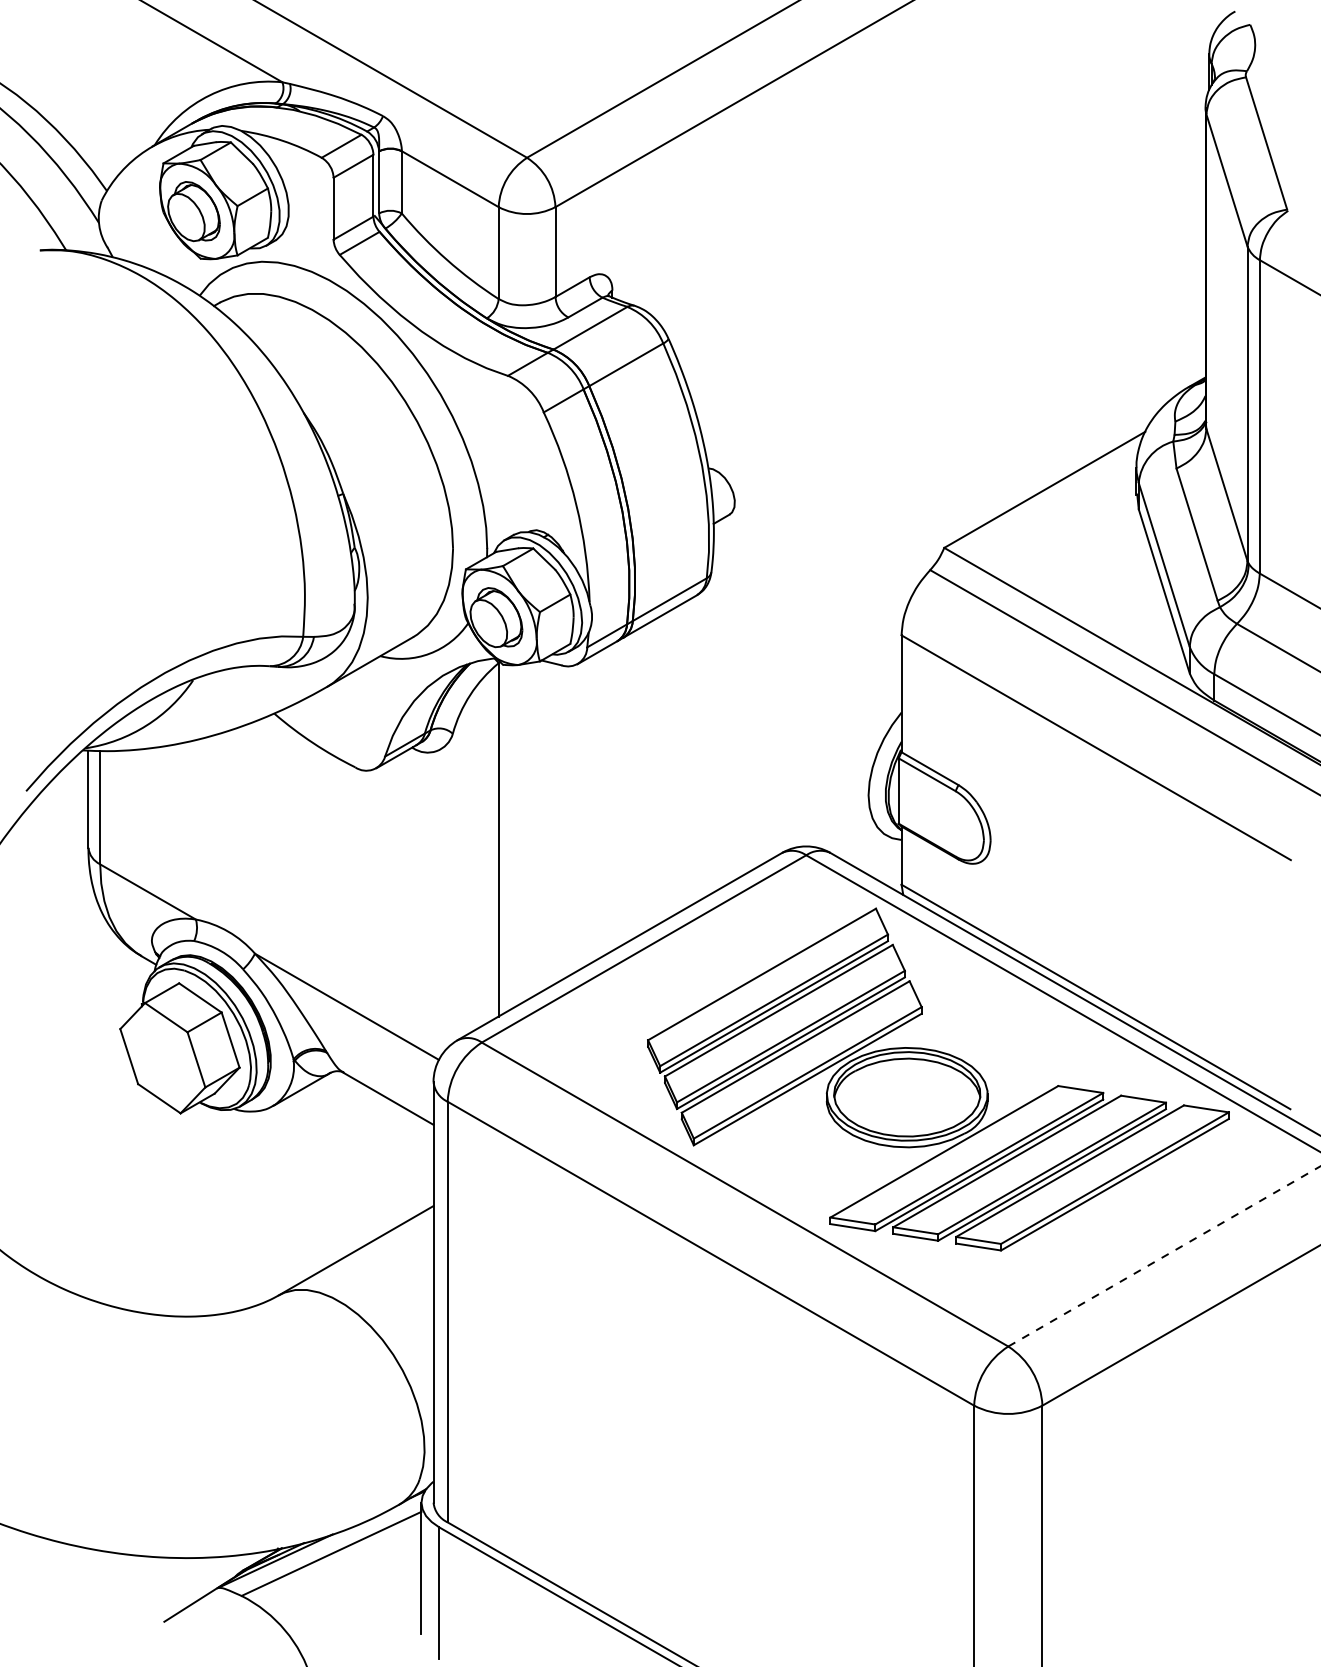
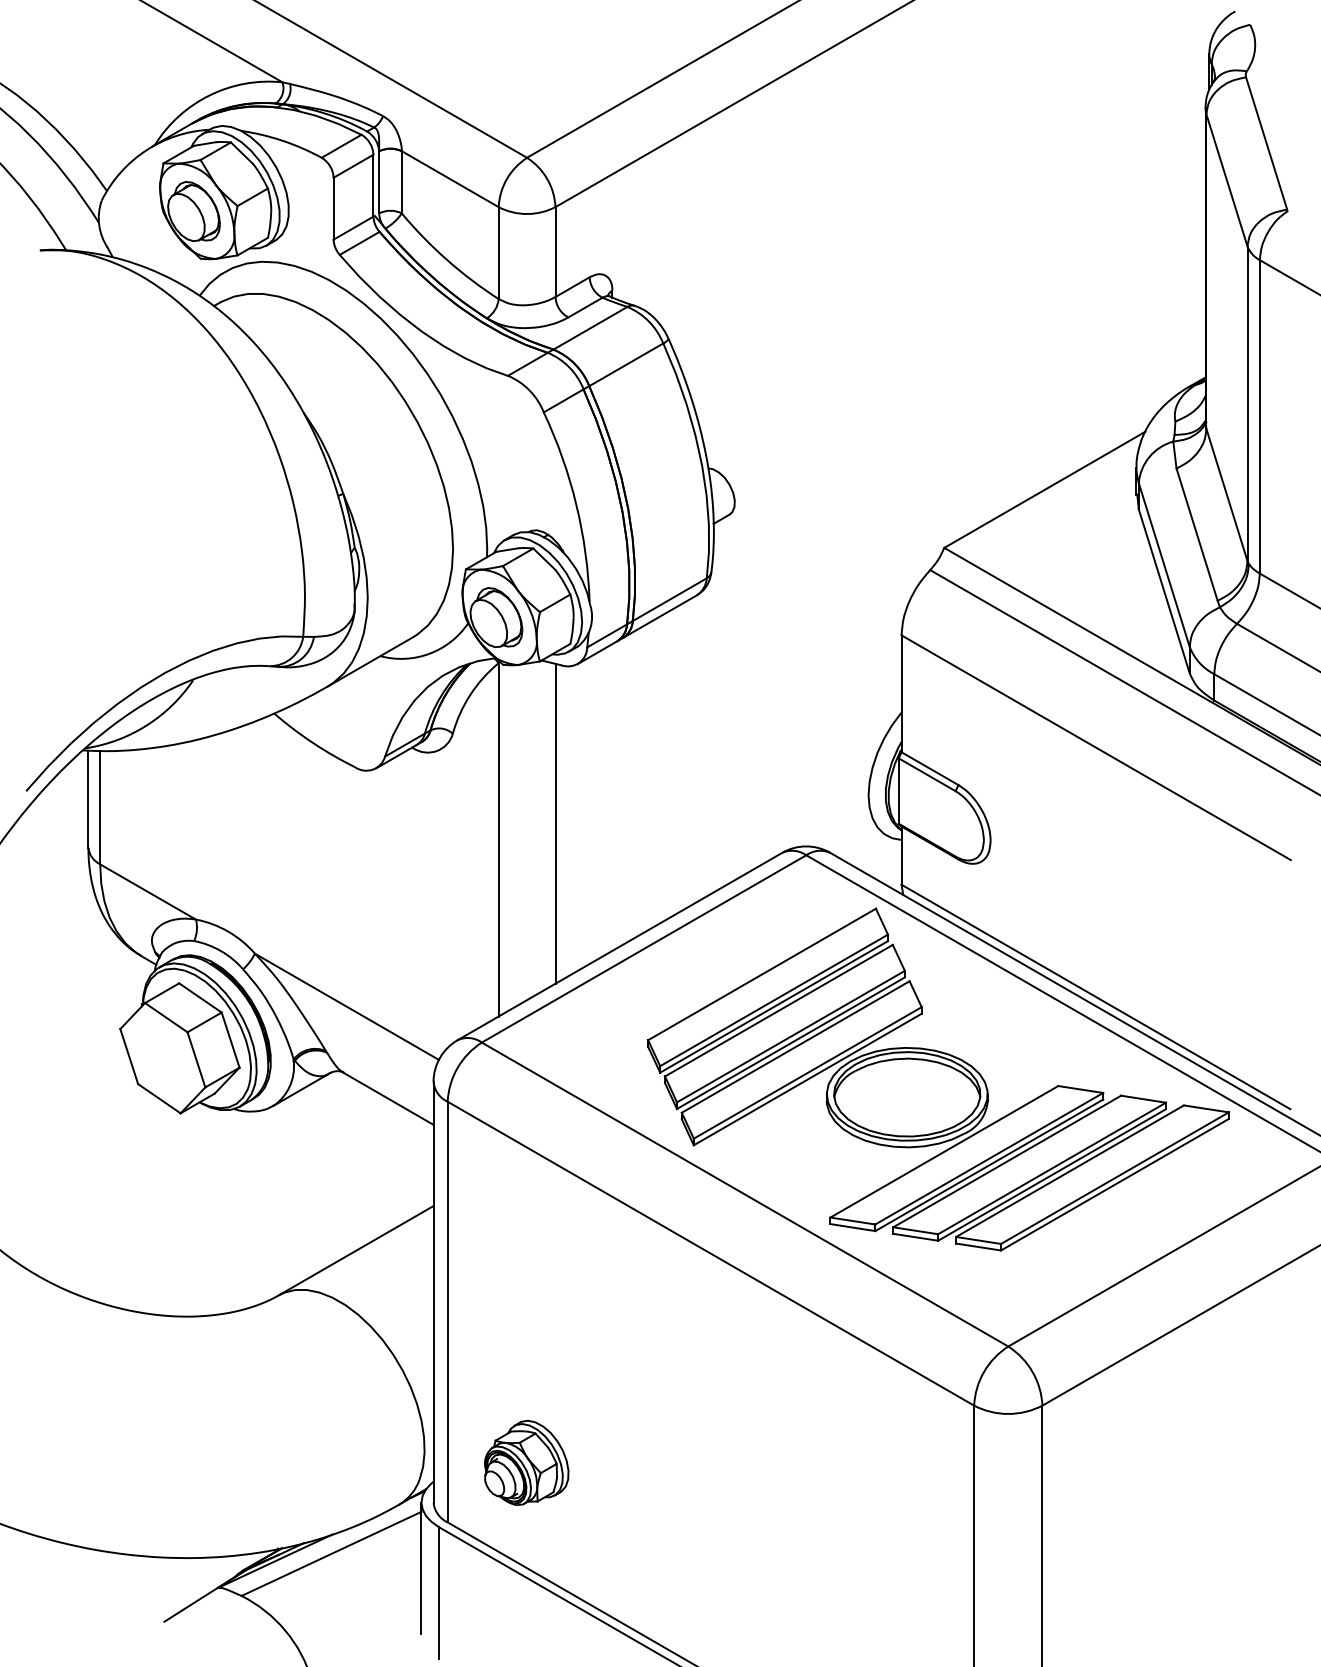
line: none -> present (555, 823)
line: dashed -> solid (1164, 1256)
part: none -> present (526, 1462)
